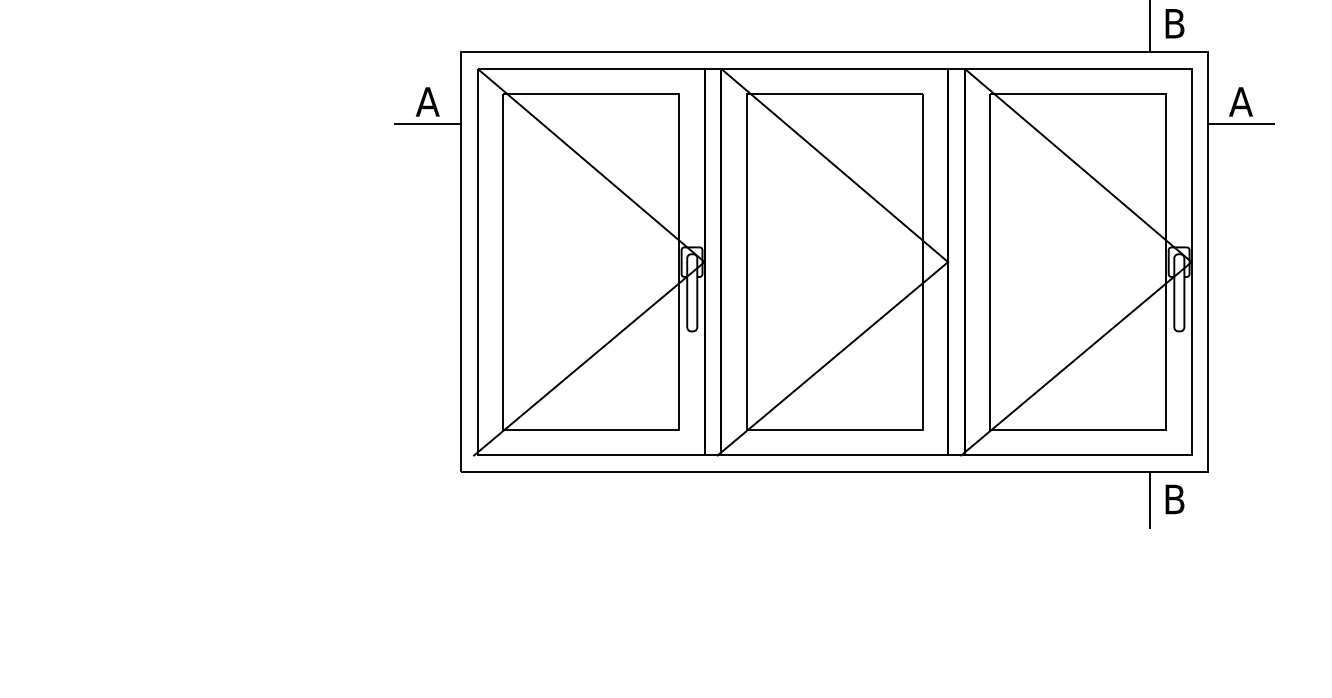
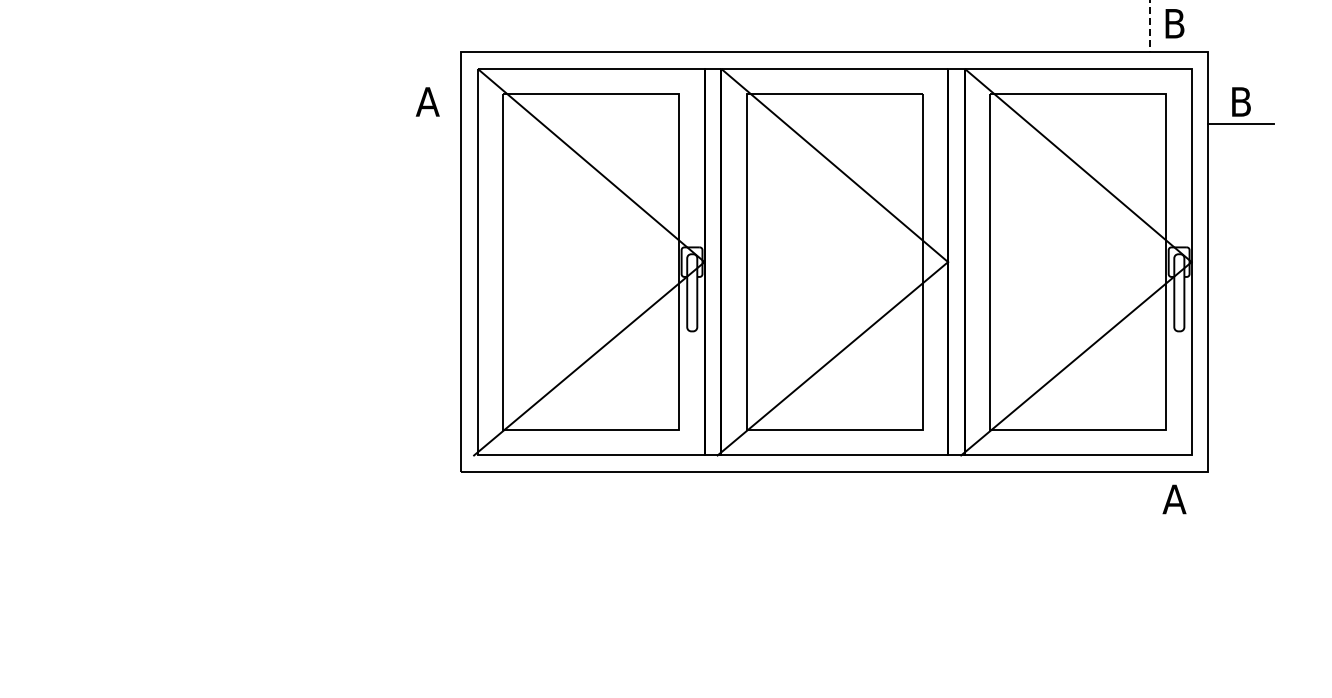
line: solid -> dashed (1150, 26)
text: A -> B (1240, 101)
line: present -> none (428, 123)
line: present -> none (1150, 499)
text: B -> A (1174, 499)
